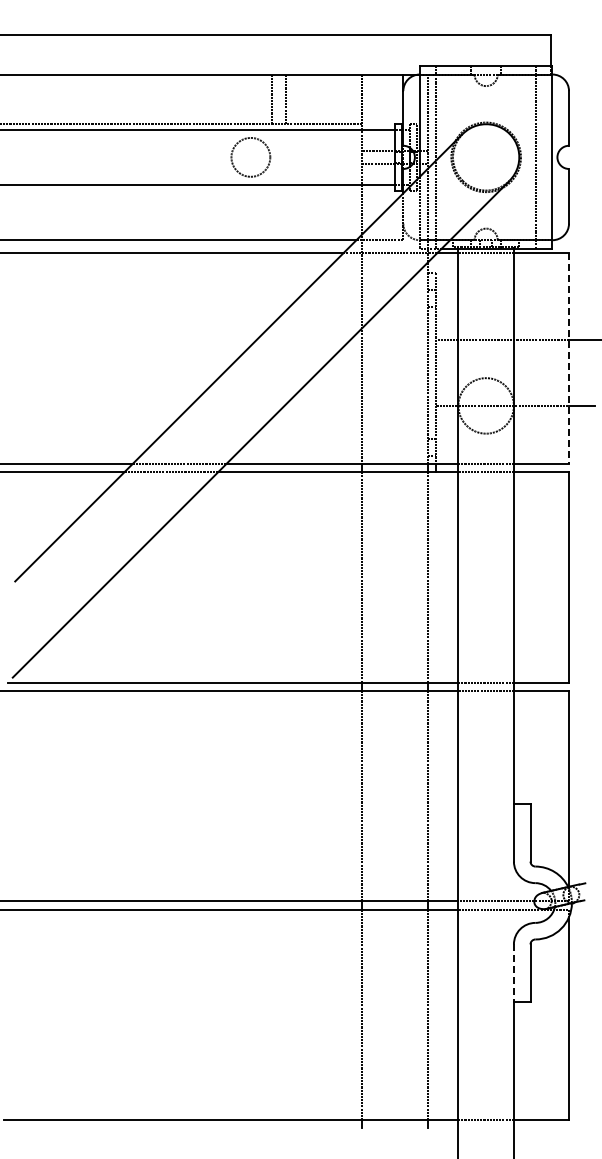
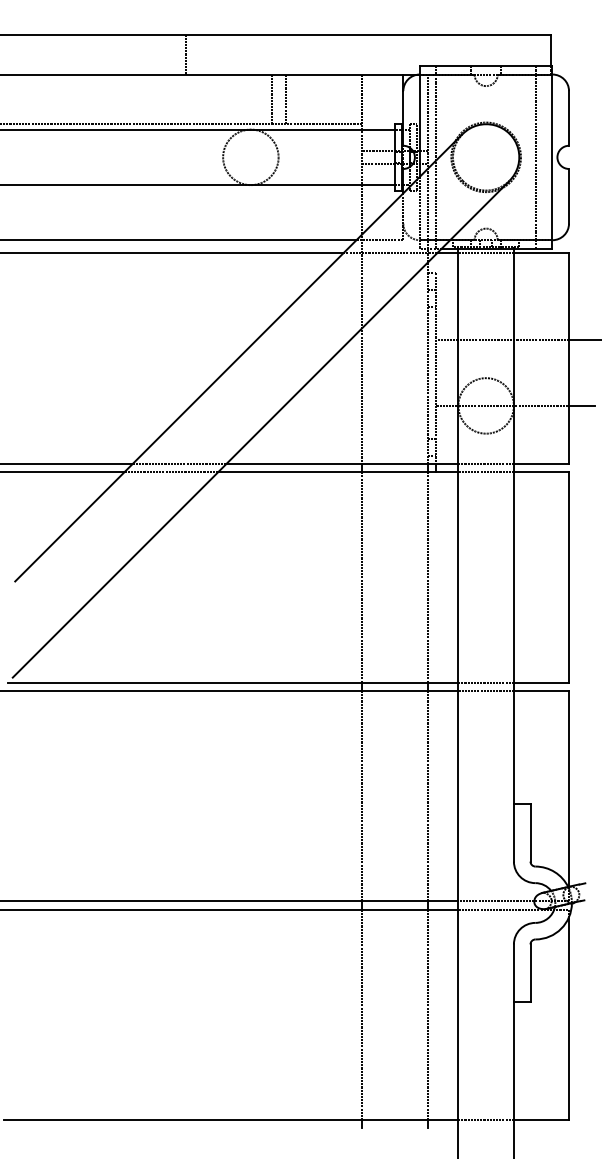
line: none -> present (186, 54)
circle diameter: 39 px -> 56 px (250, 157)
line: dashed -> solid (569, 359)
line: dashed -> solid (513, 973)
